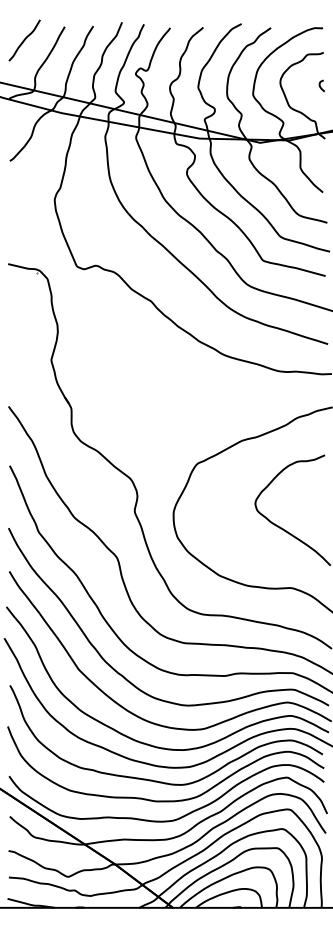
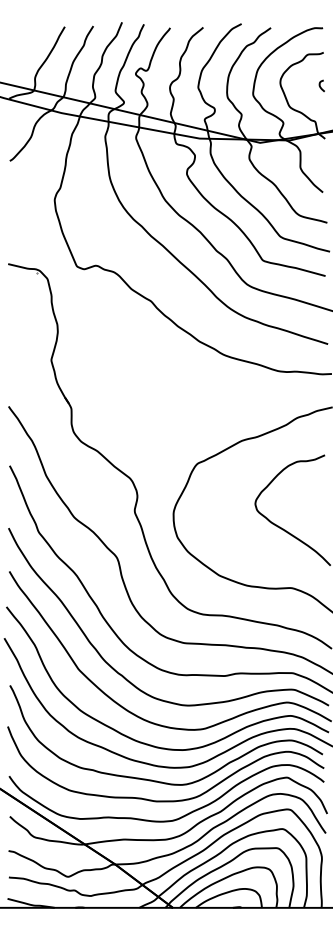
curve: present -> none (24, 40)
